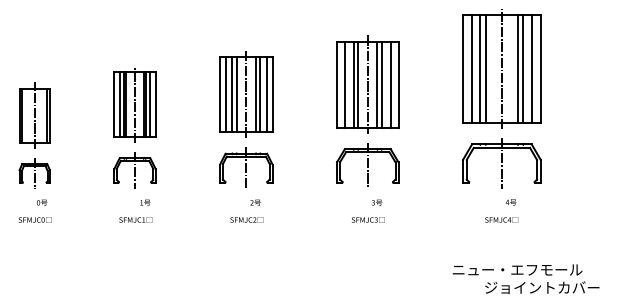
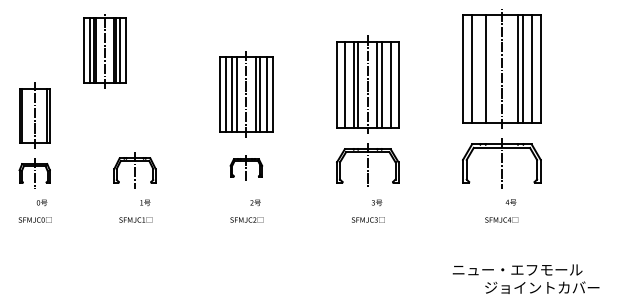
line: present -> none (480, 68)
part position: (134, 105) -> (104, 51) (104, 51)
part size: 55x41 px -> 35x26 px (246, 167)
